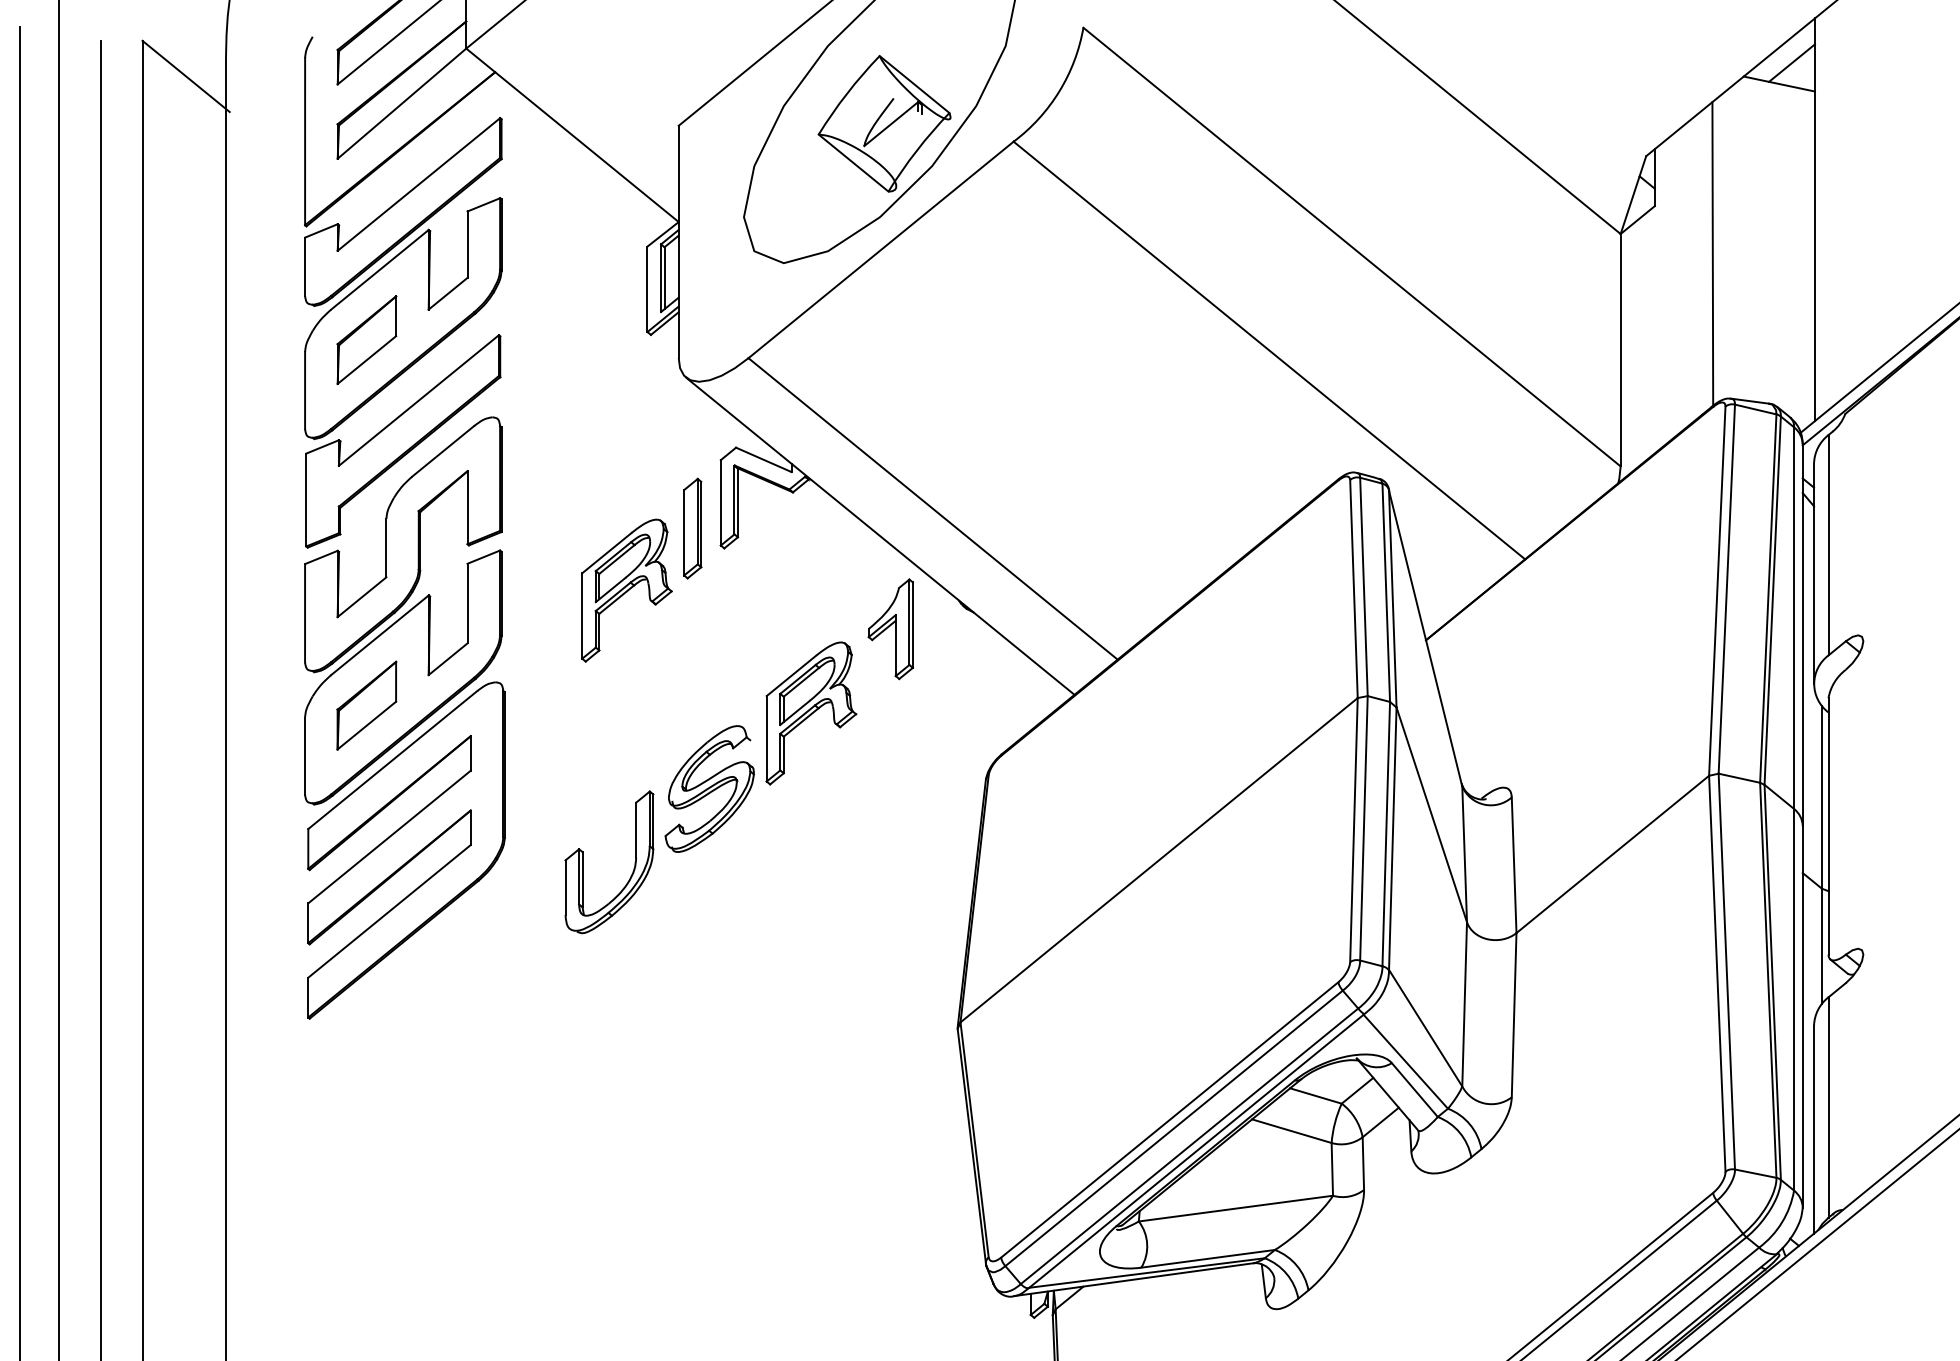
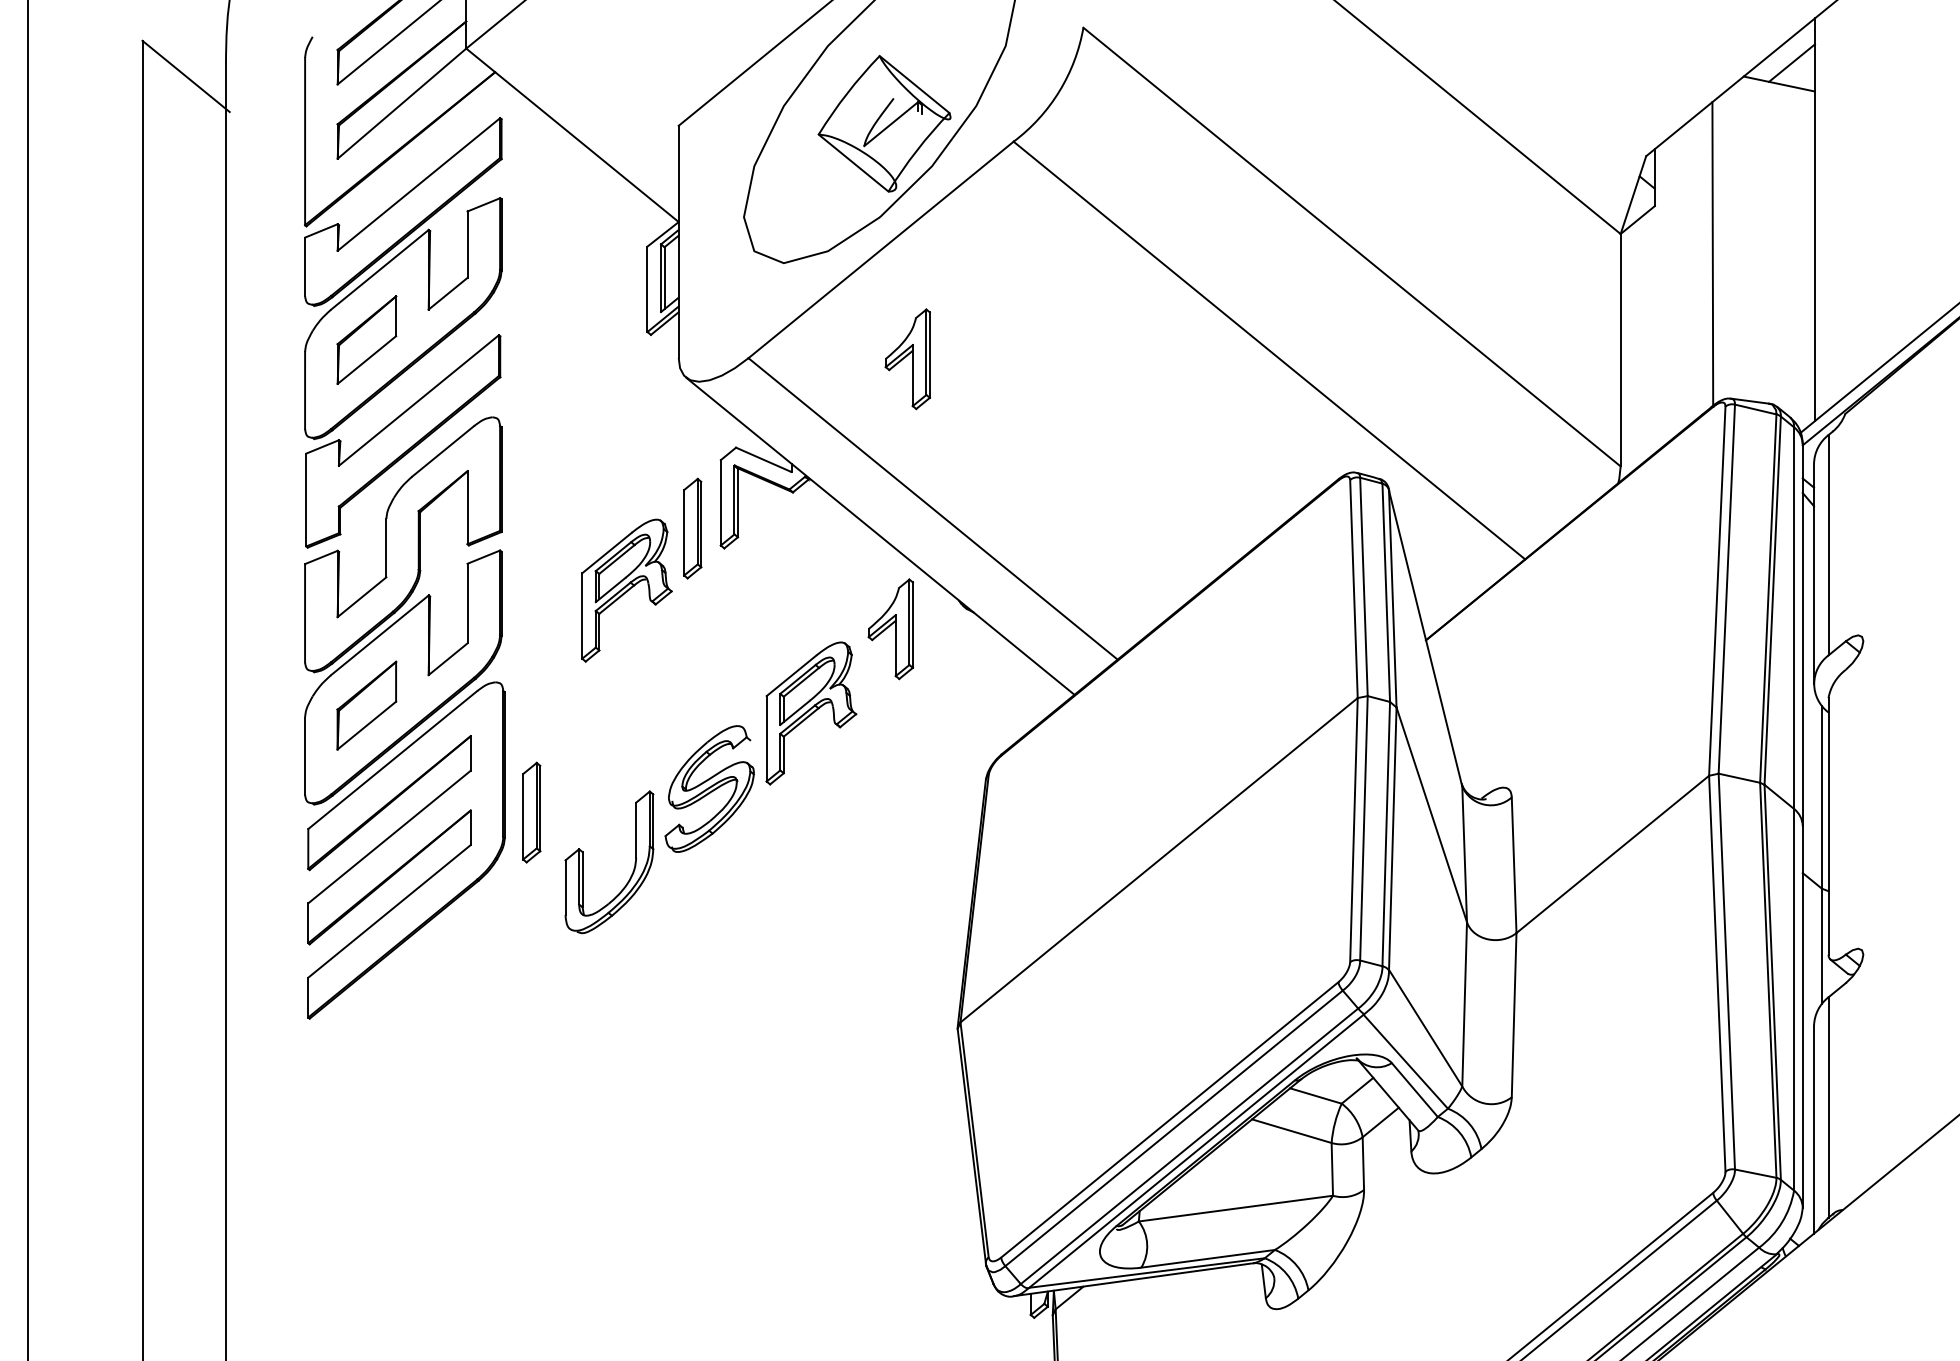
part: none -> present (907, 359)
line position: (58, 679) -> (27, 679) (27, 679)
line: present -> none (19, 691)
line: present -> none (100, 698)
part: none -> present (531, 812)
line: present -> none (1817, 1244)
